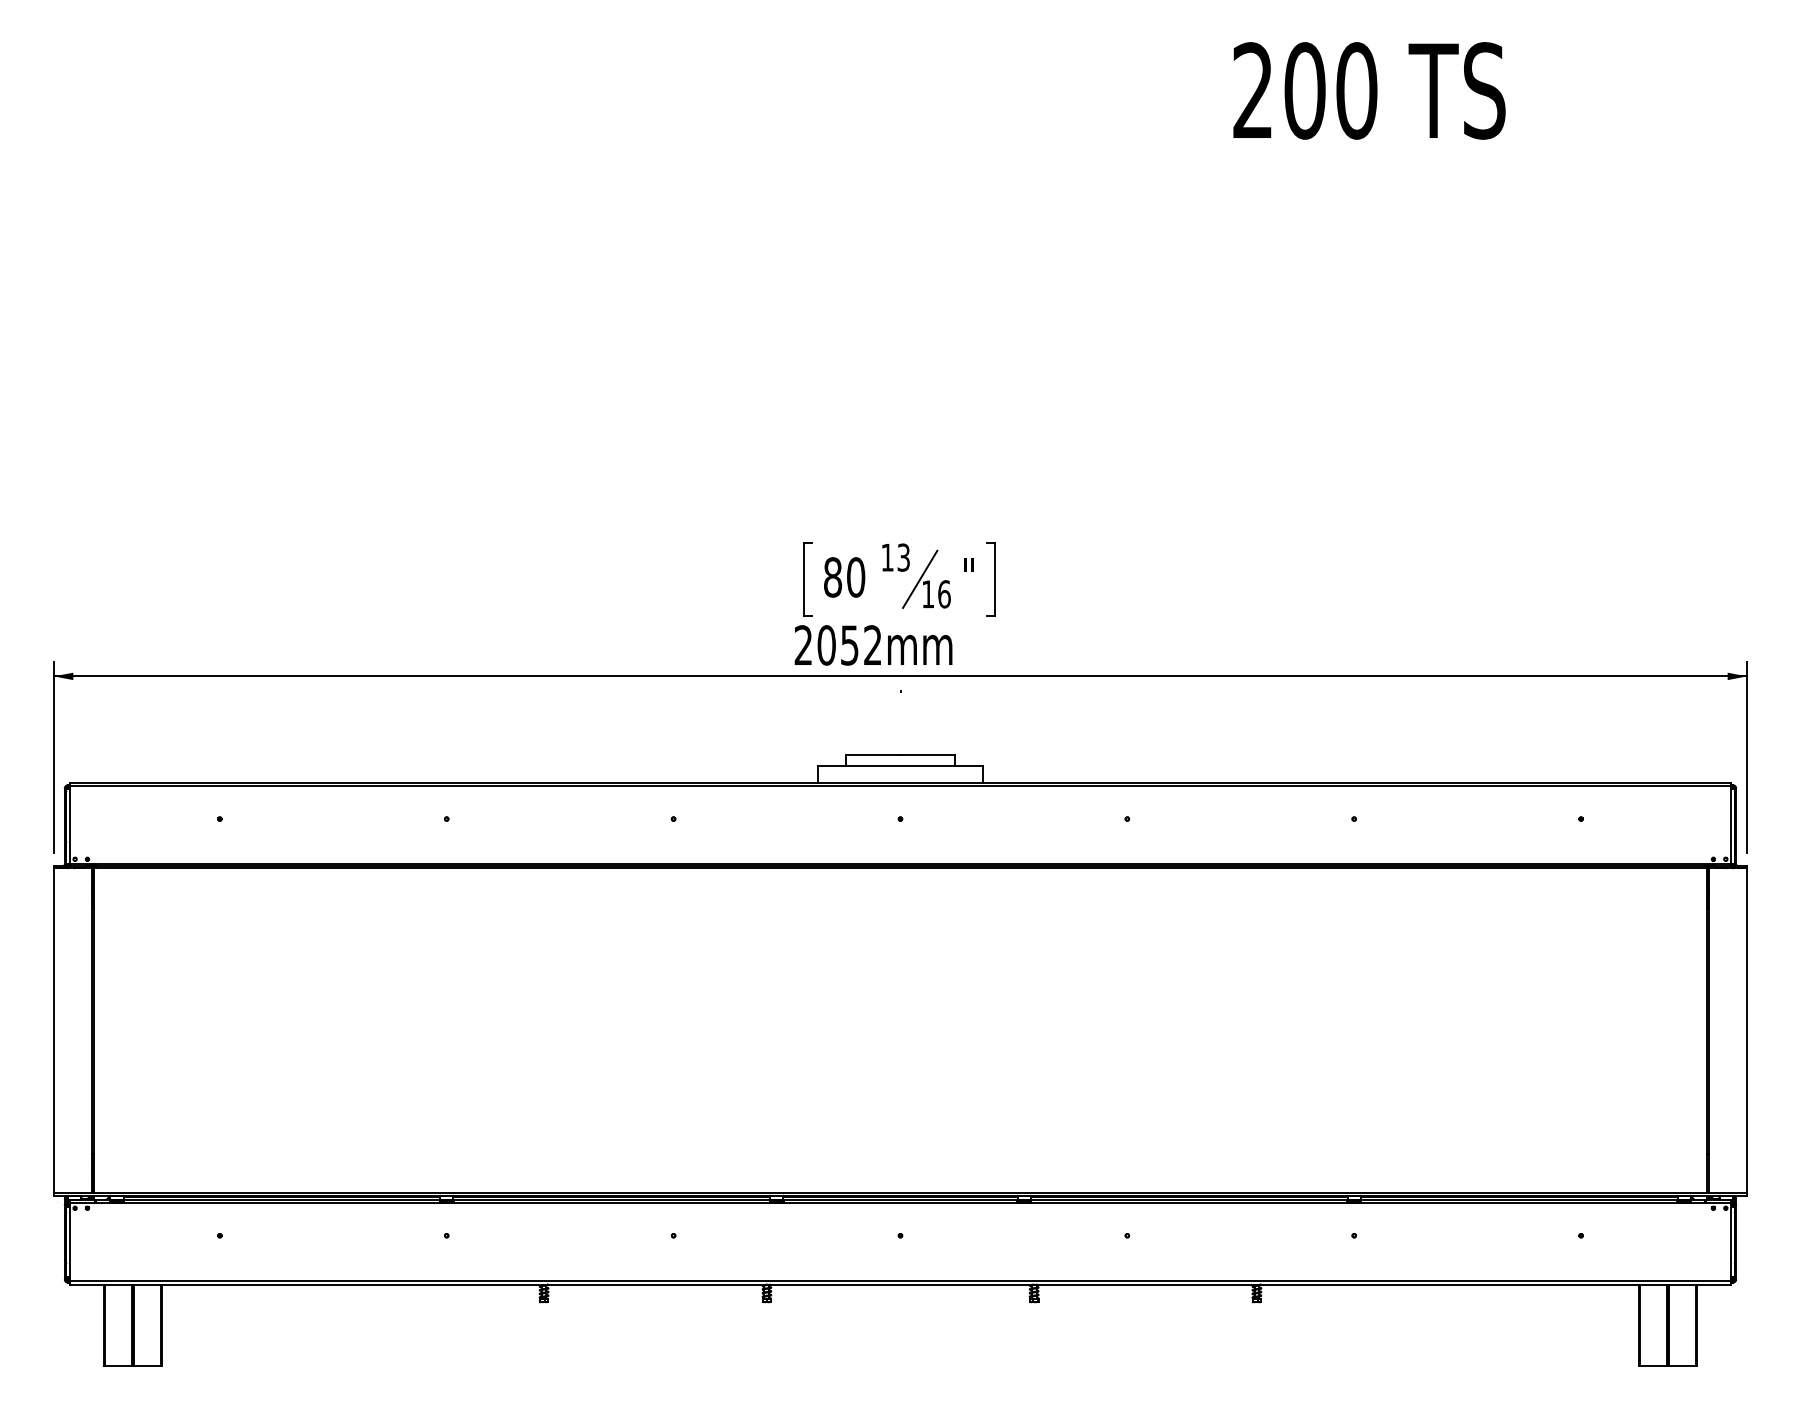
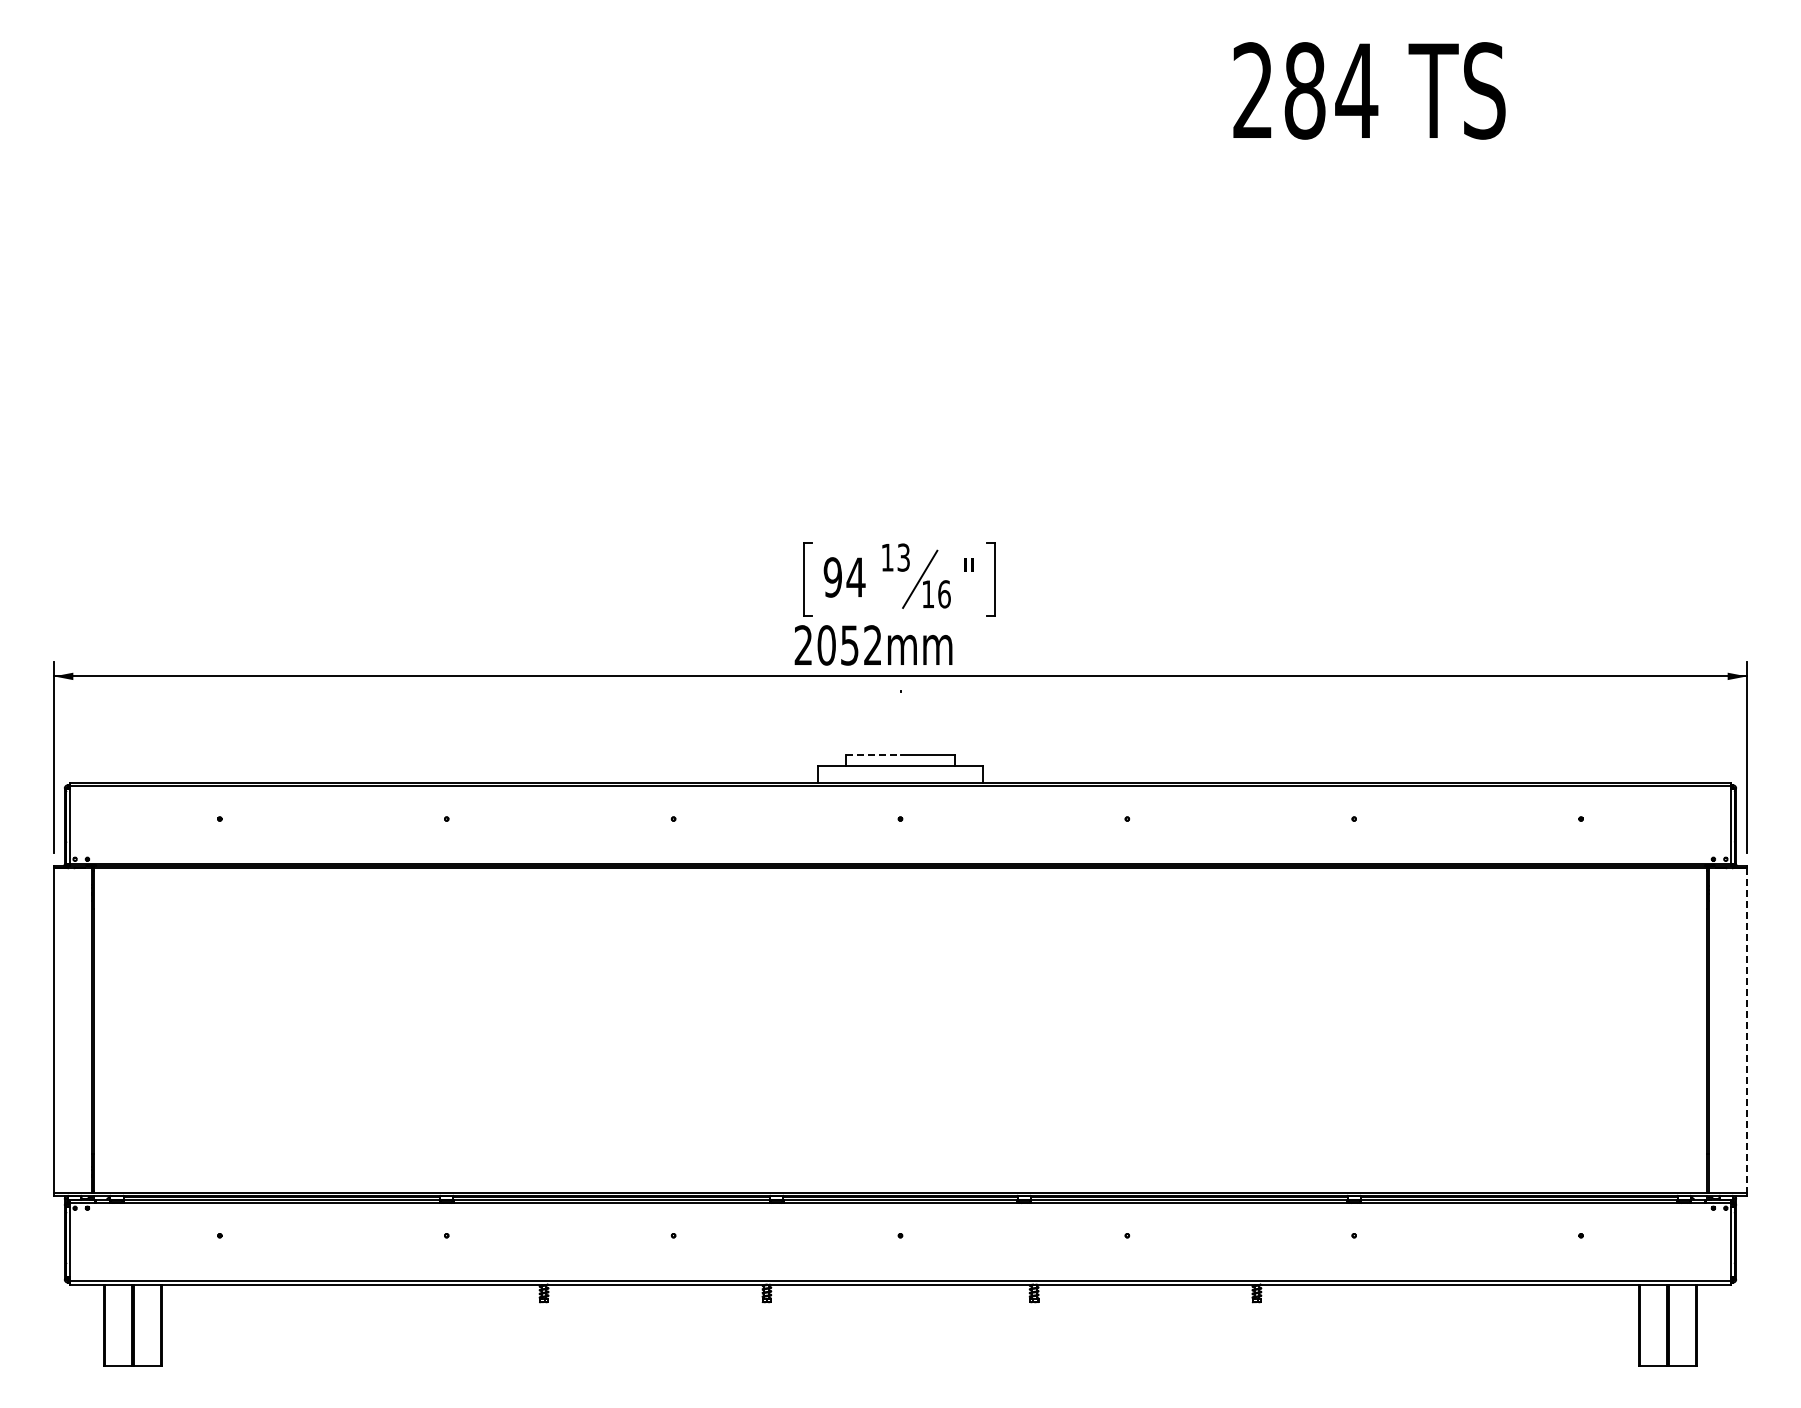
text: 200 -> 284 (1331, 90)
text: 80 -> 94 (844, 577)
line: solid -> dashed (873, 754)
line: solid -> dashed (1746, 1030)
